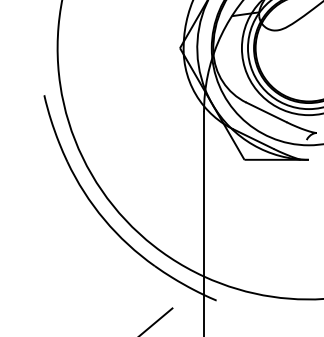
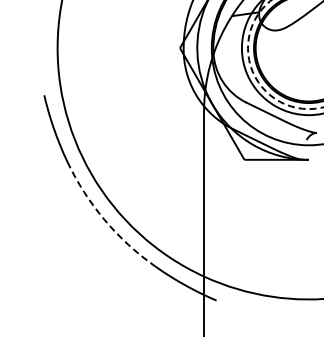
circle: solid -> dashed (285, 54)
arc: solid -> dashed (104, 219)
line: present -> none (157, 320)
